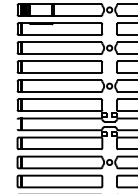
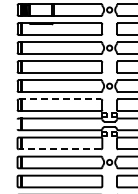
line: solid -> dashed (60, 99)
line: solid -> dashed (59, 149)
